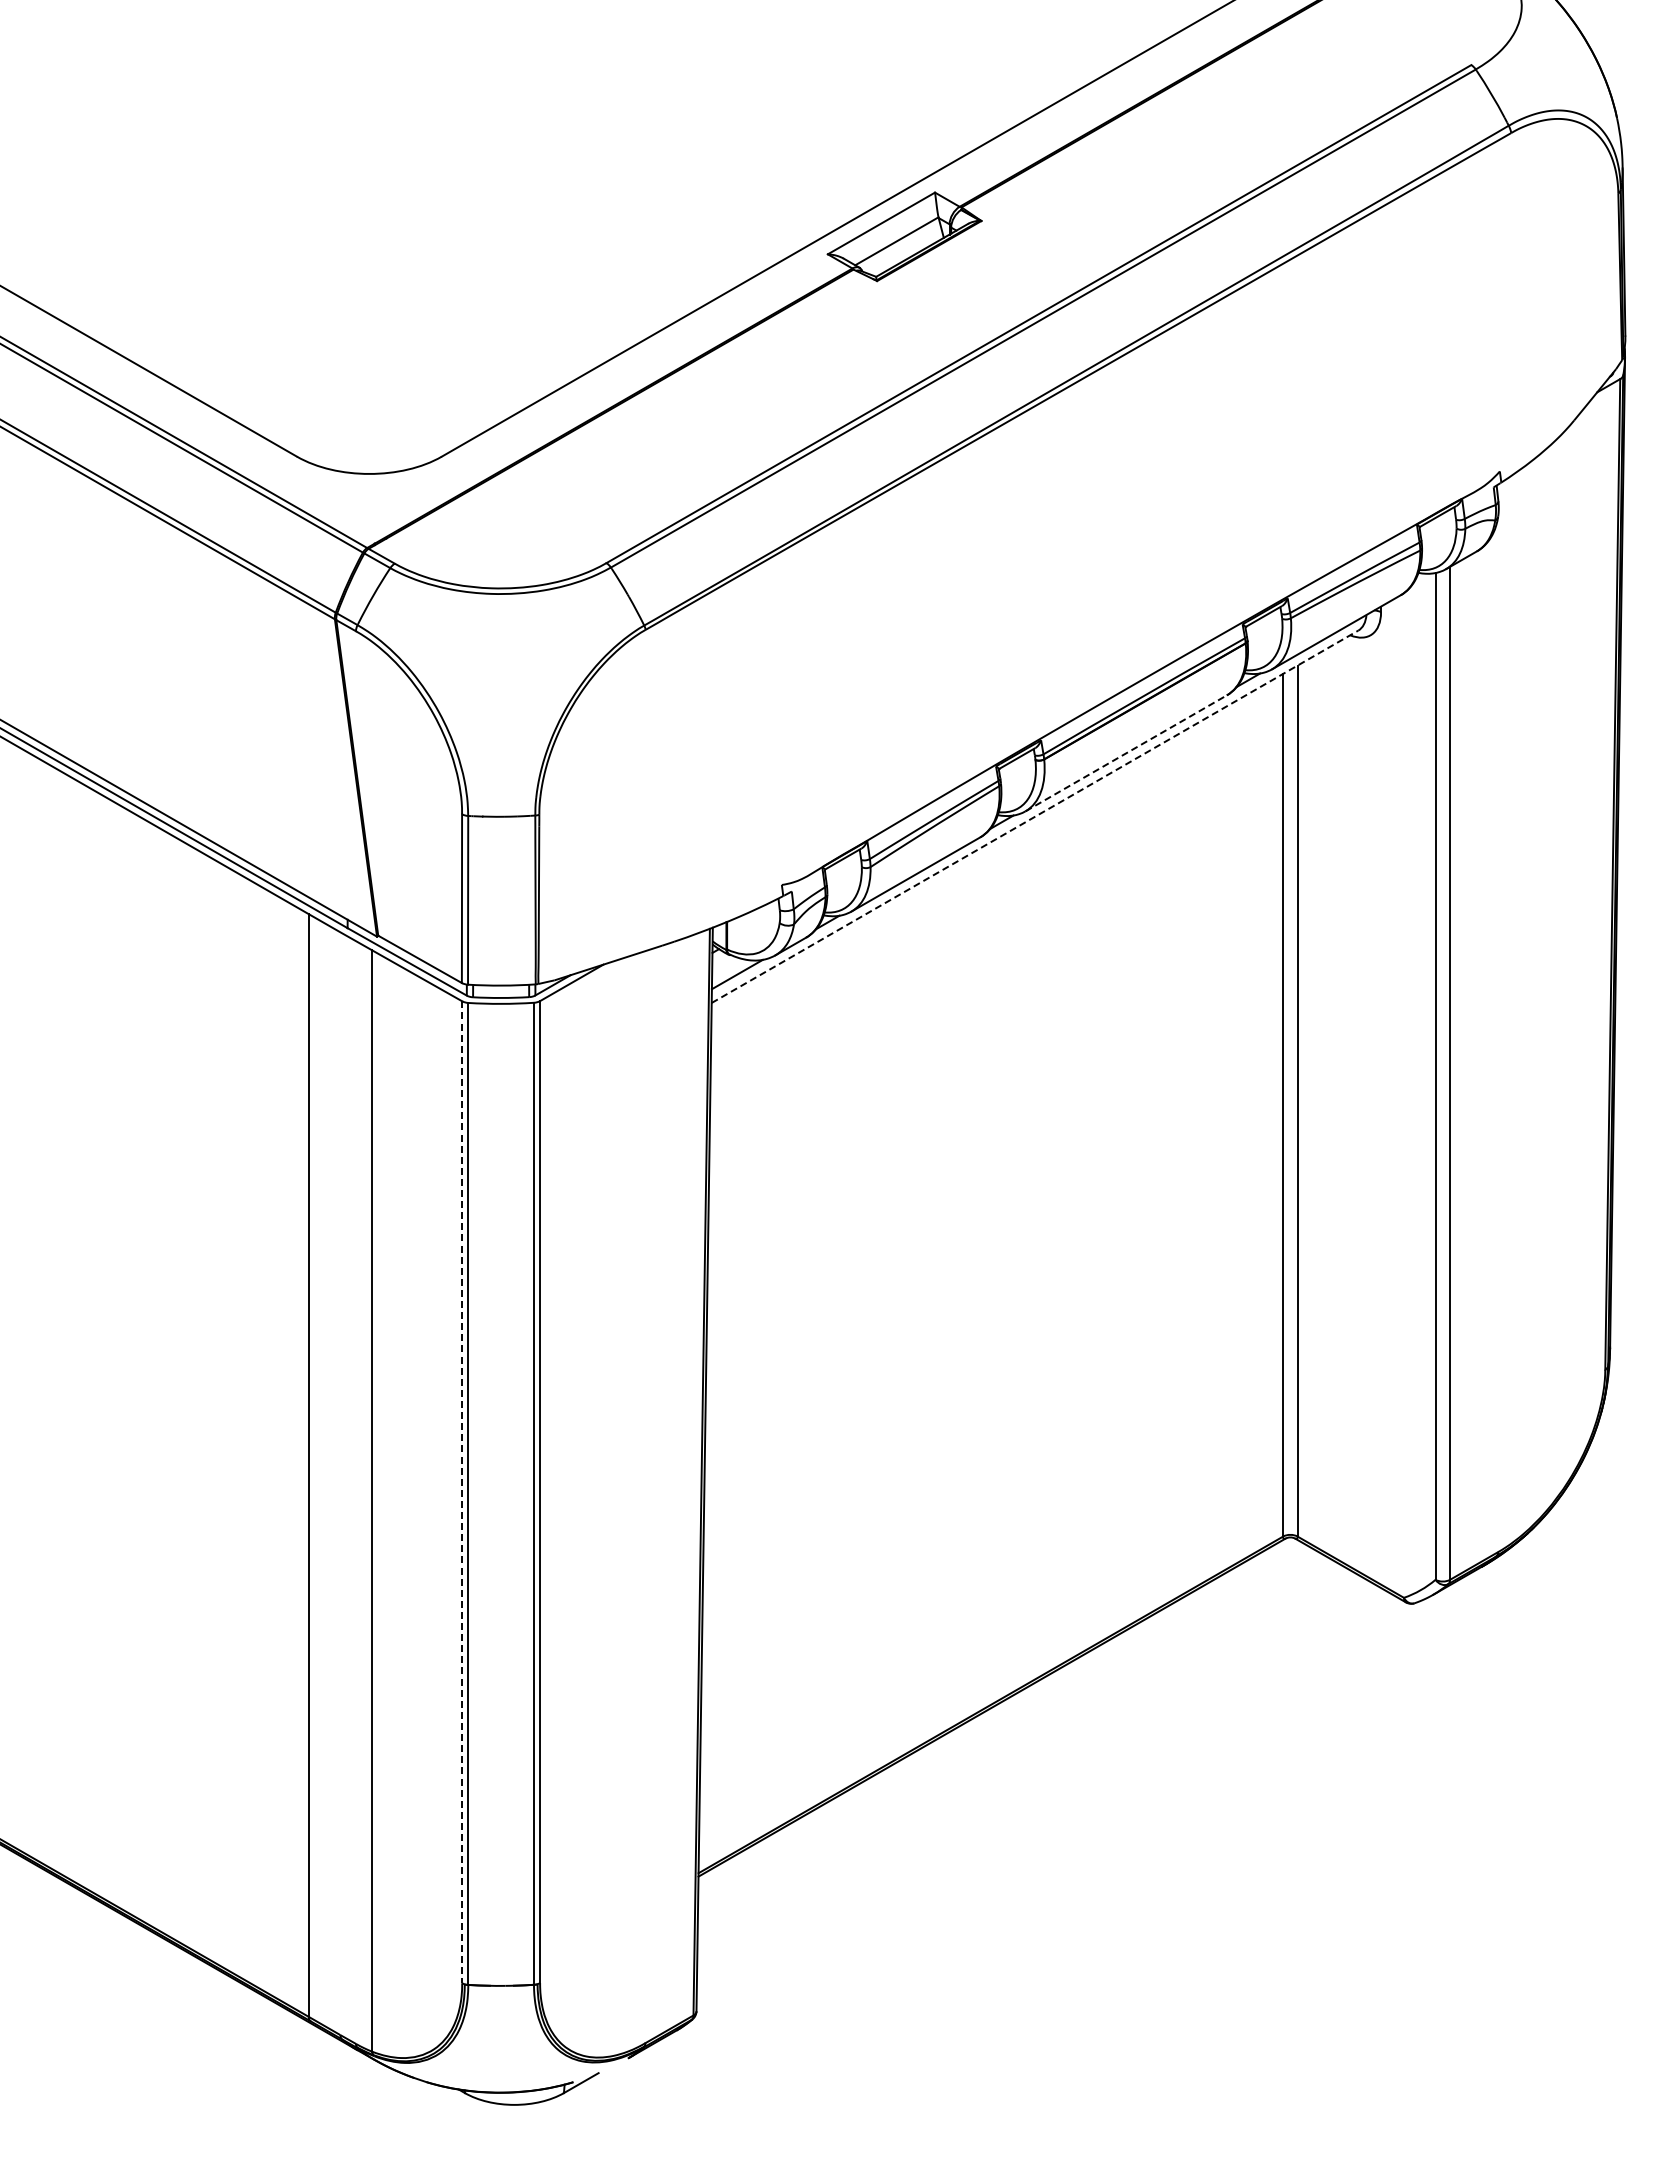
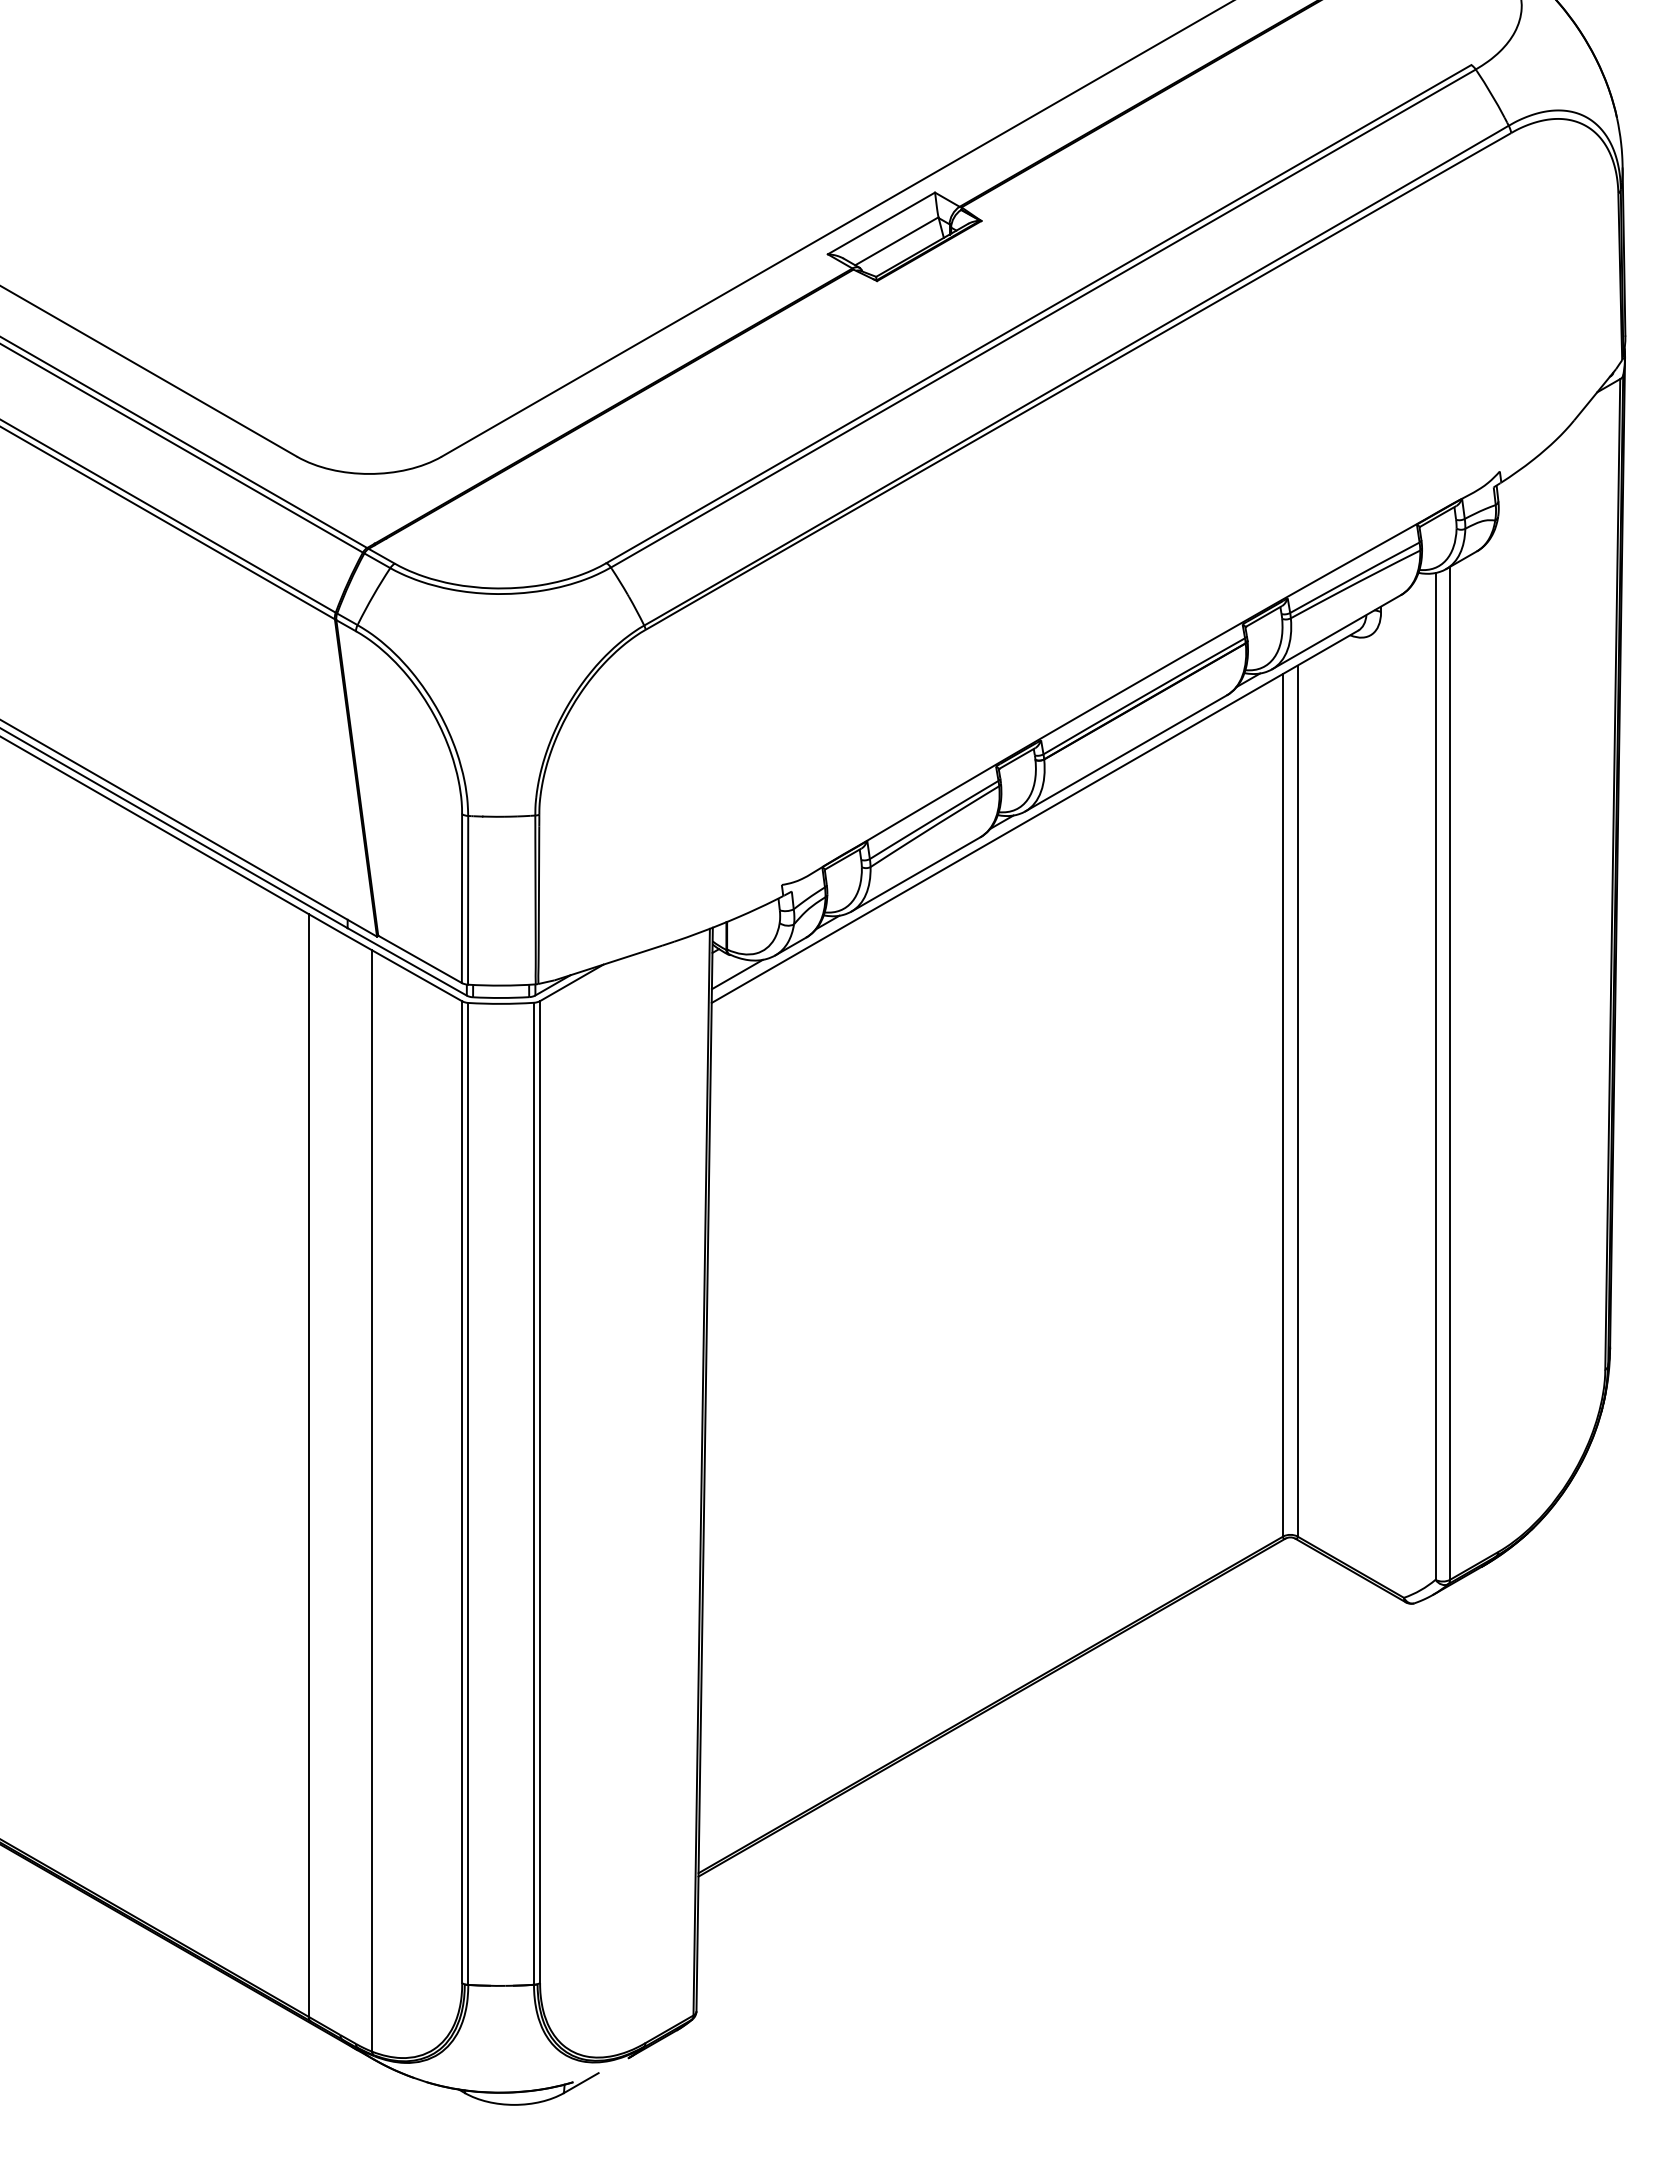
line: dashed -> solid (1126, 753)
line: dashed -> solid (1035, 816)
line: dashed -> solid (462, 1492)
